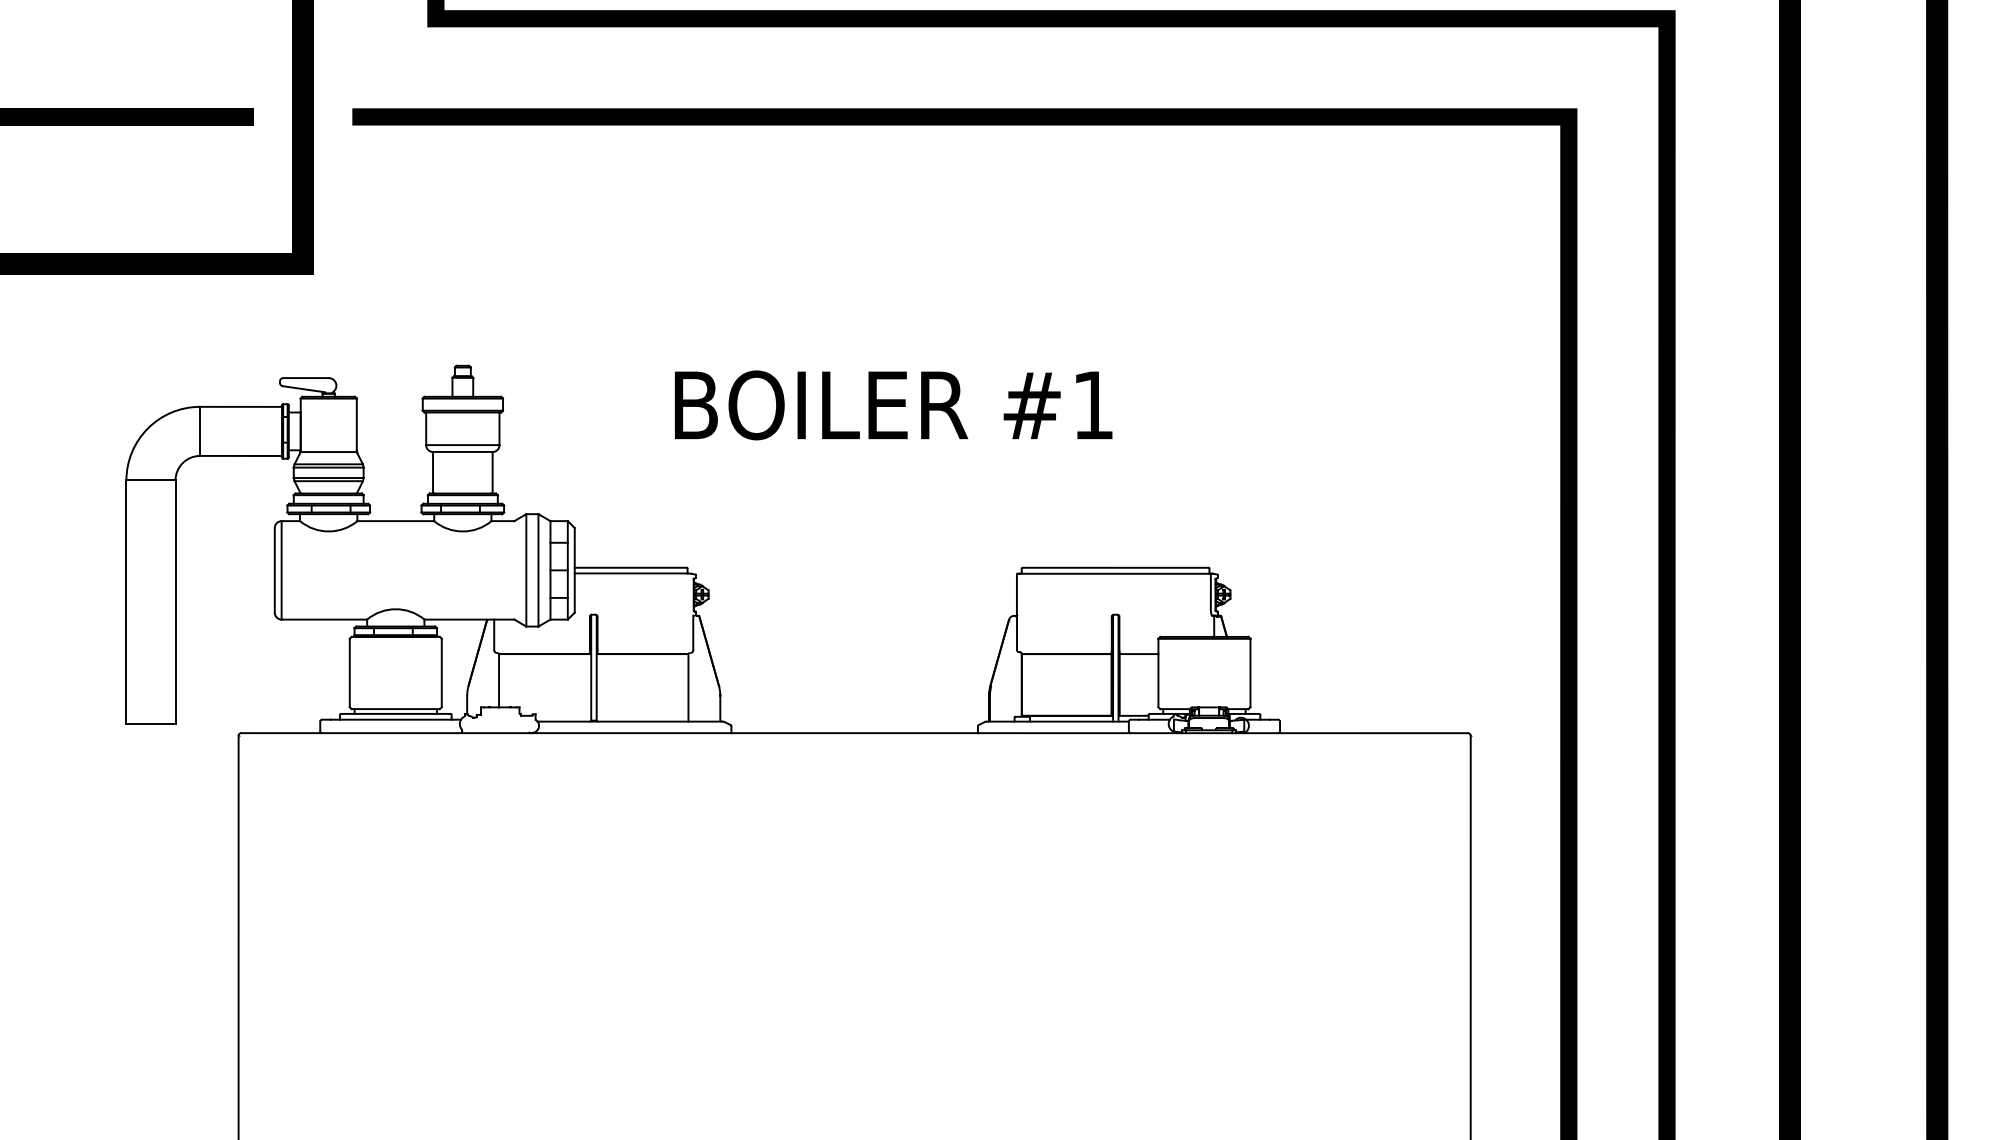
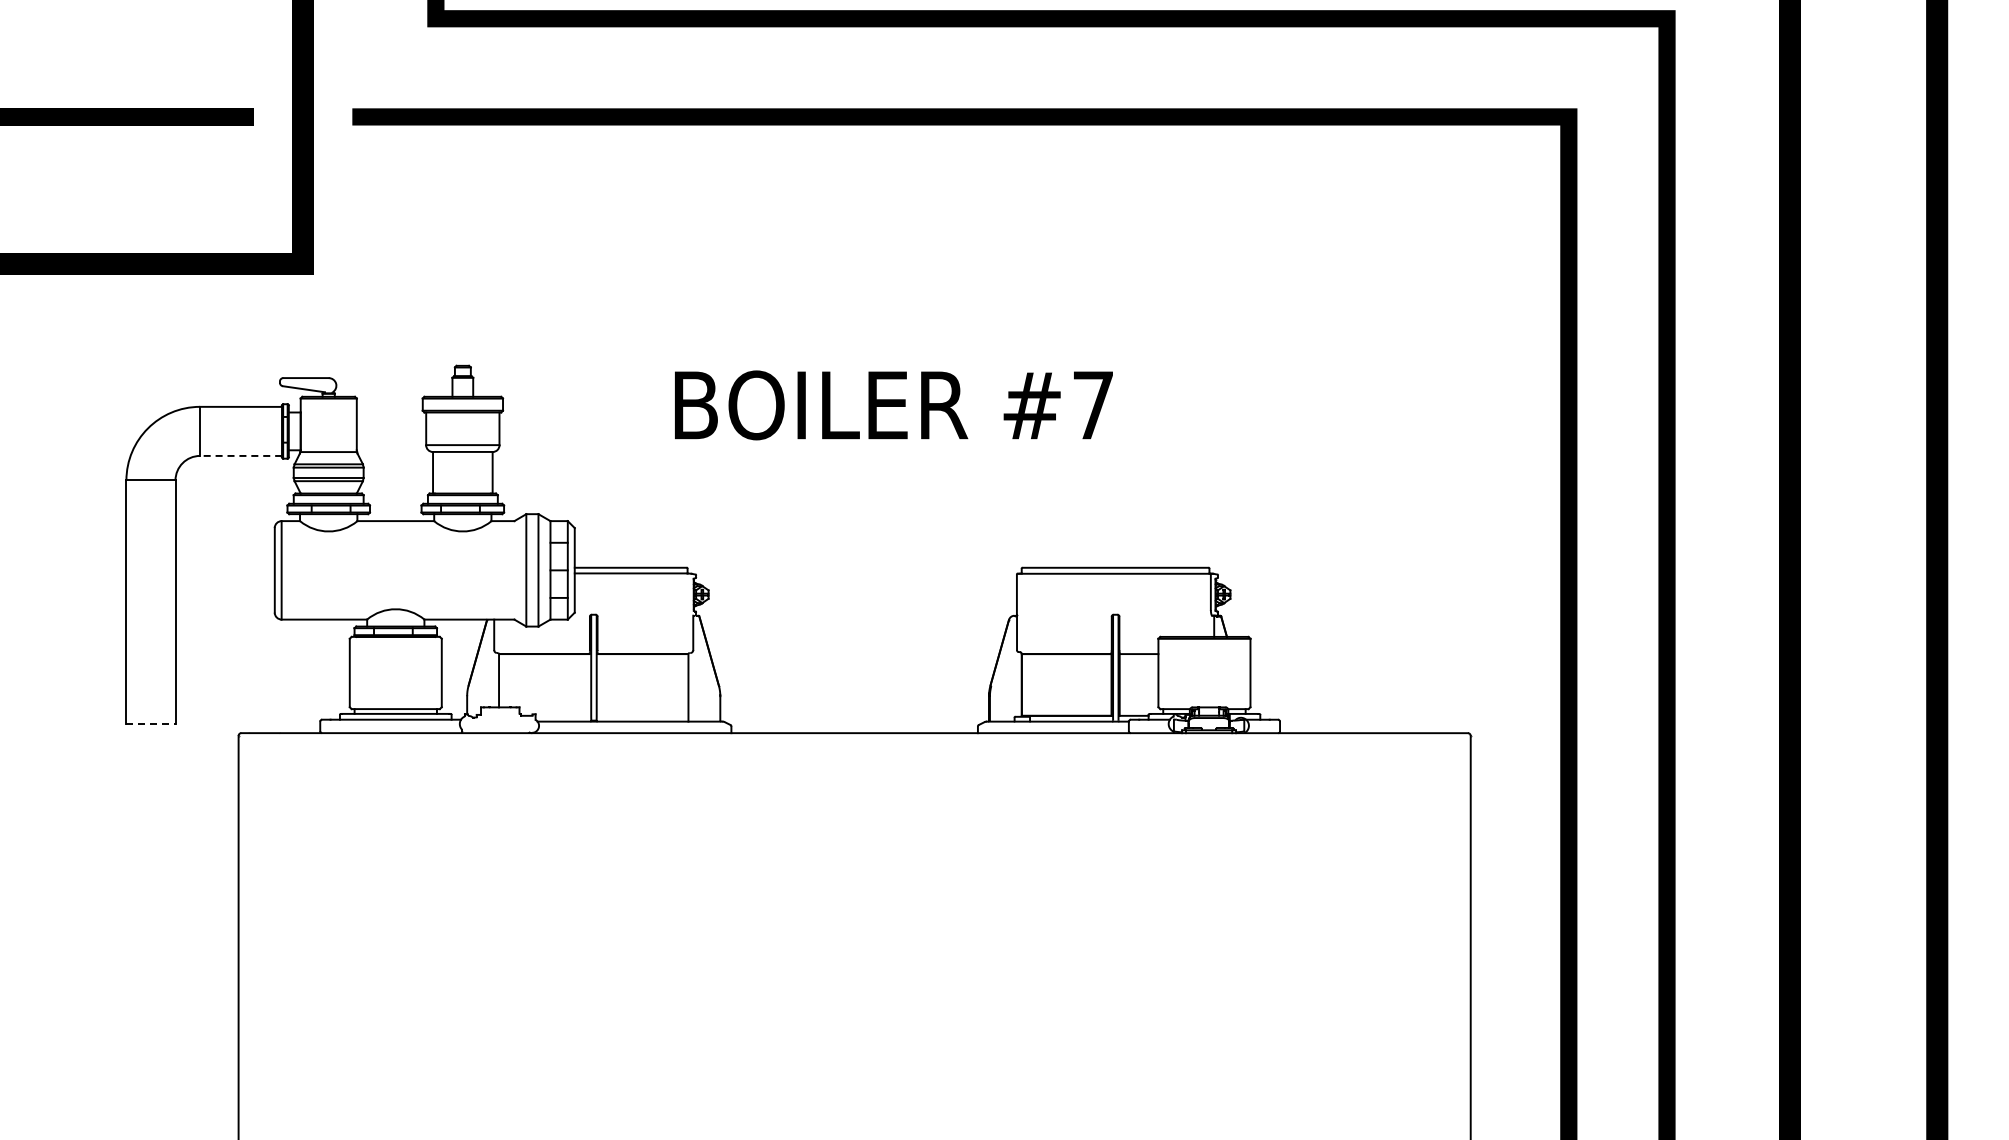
text: #1 -> #7 (1093, 405)
line: solid -> dashed (240, 455)
line: solid -> dashed (150, 723)
